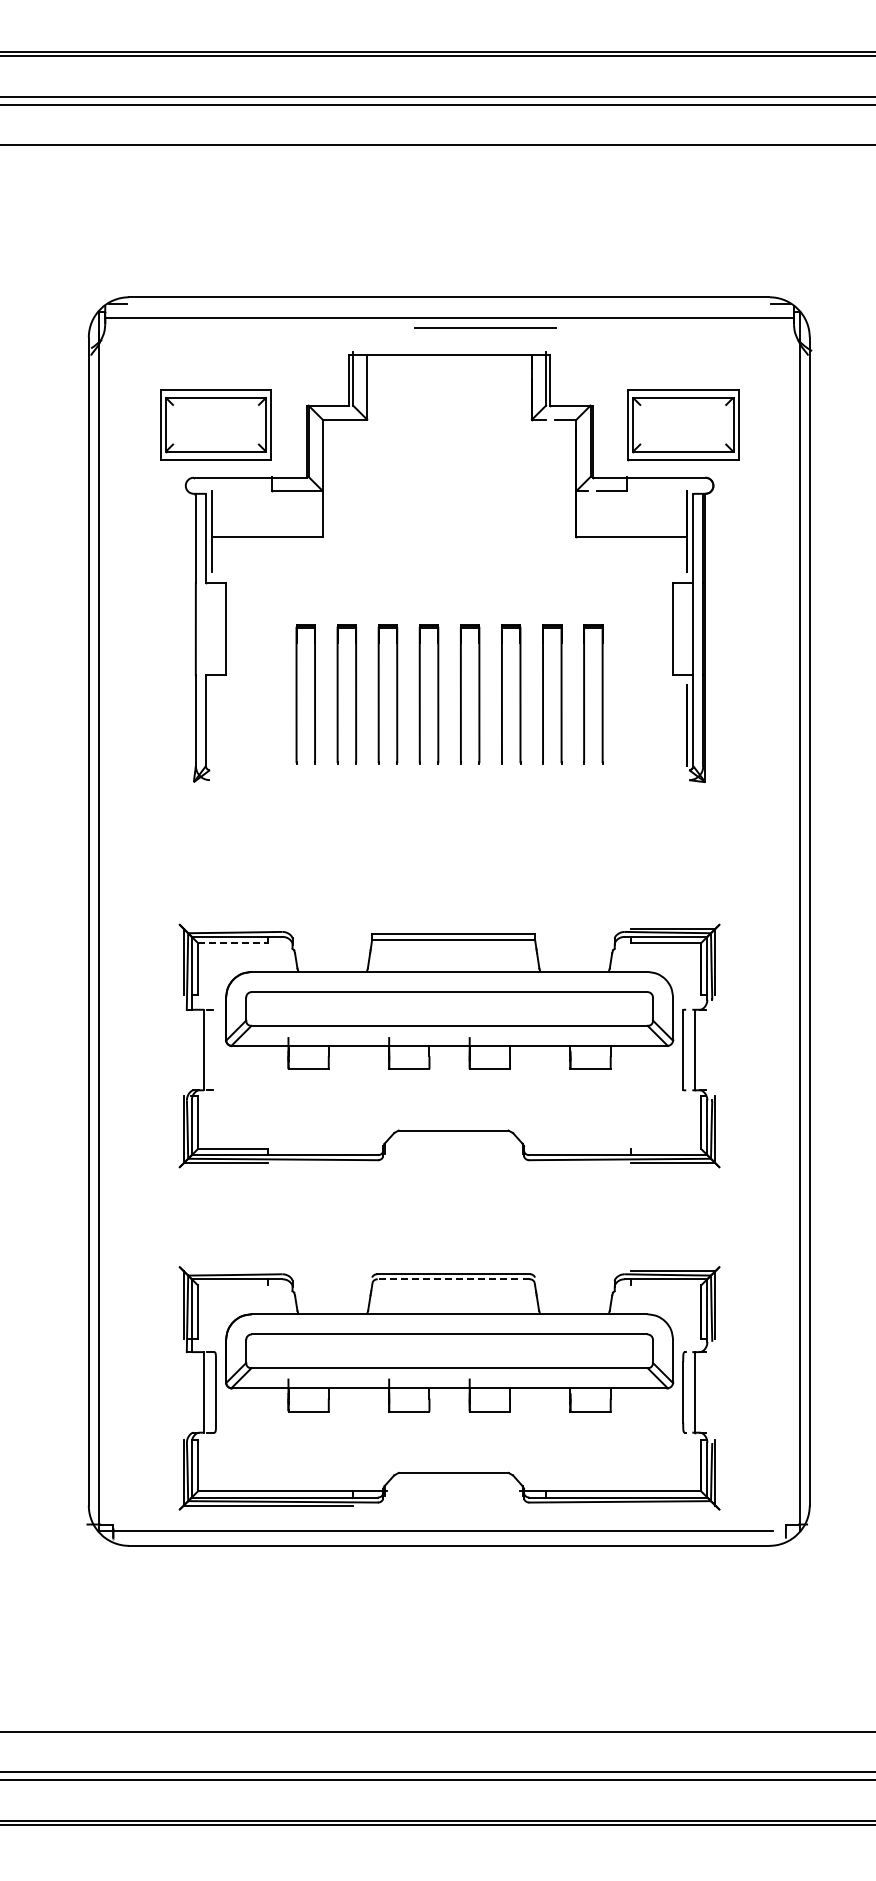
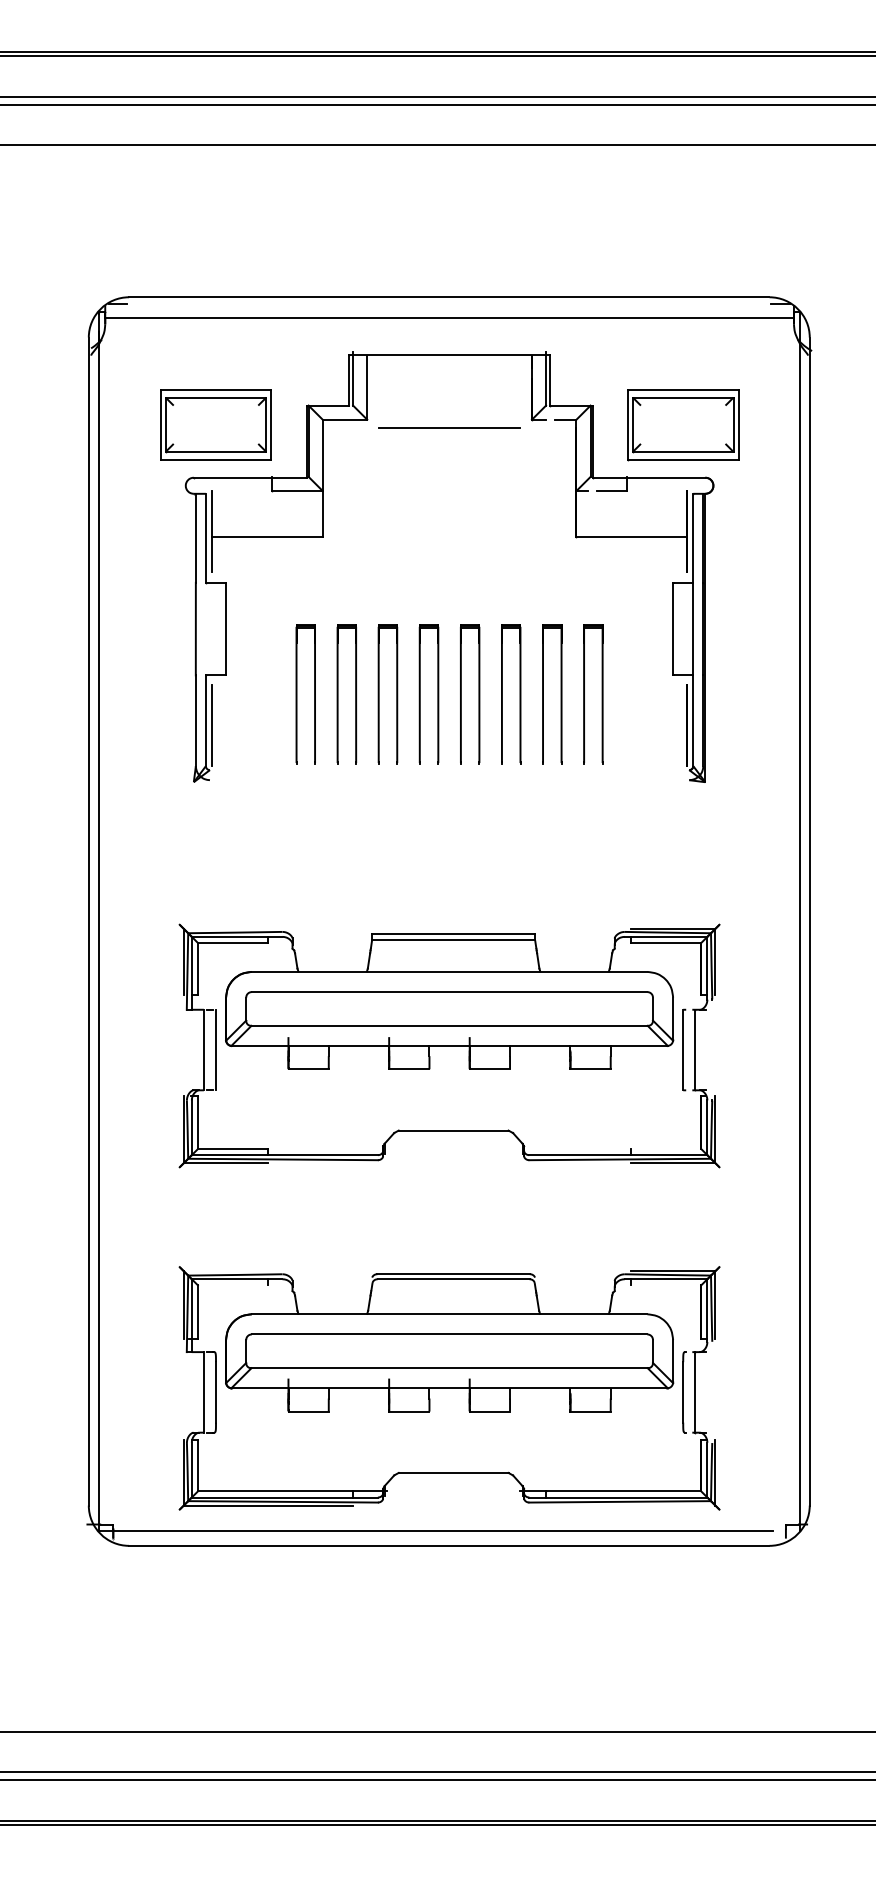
line position: (485, 327) -> (449, 427) (449, 427)
line: none -> present (211, 724)
line: dashed -> solid (233, 942)
line: none -> present (216, 1049)
line: dashed -> solid (453, 1279)
